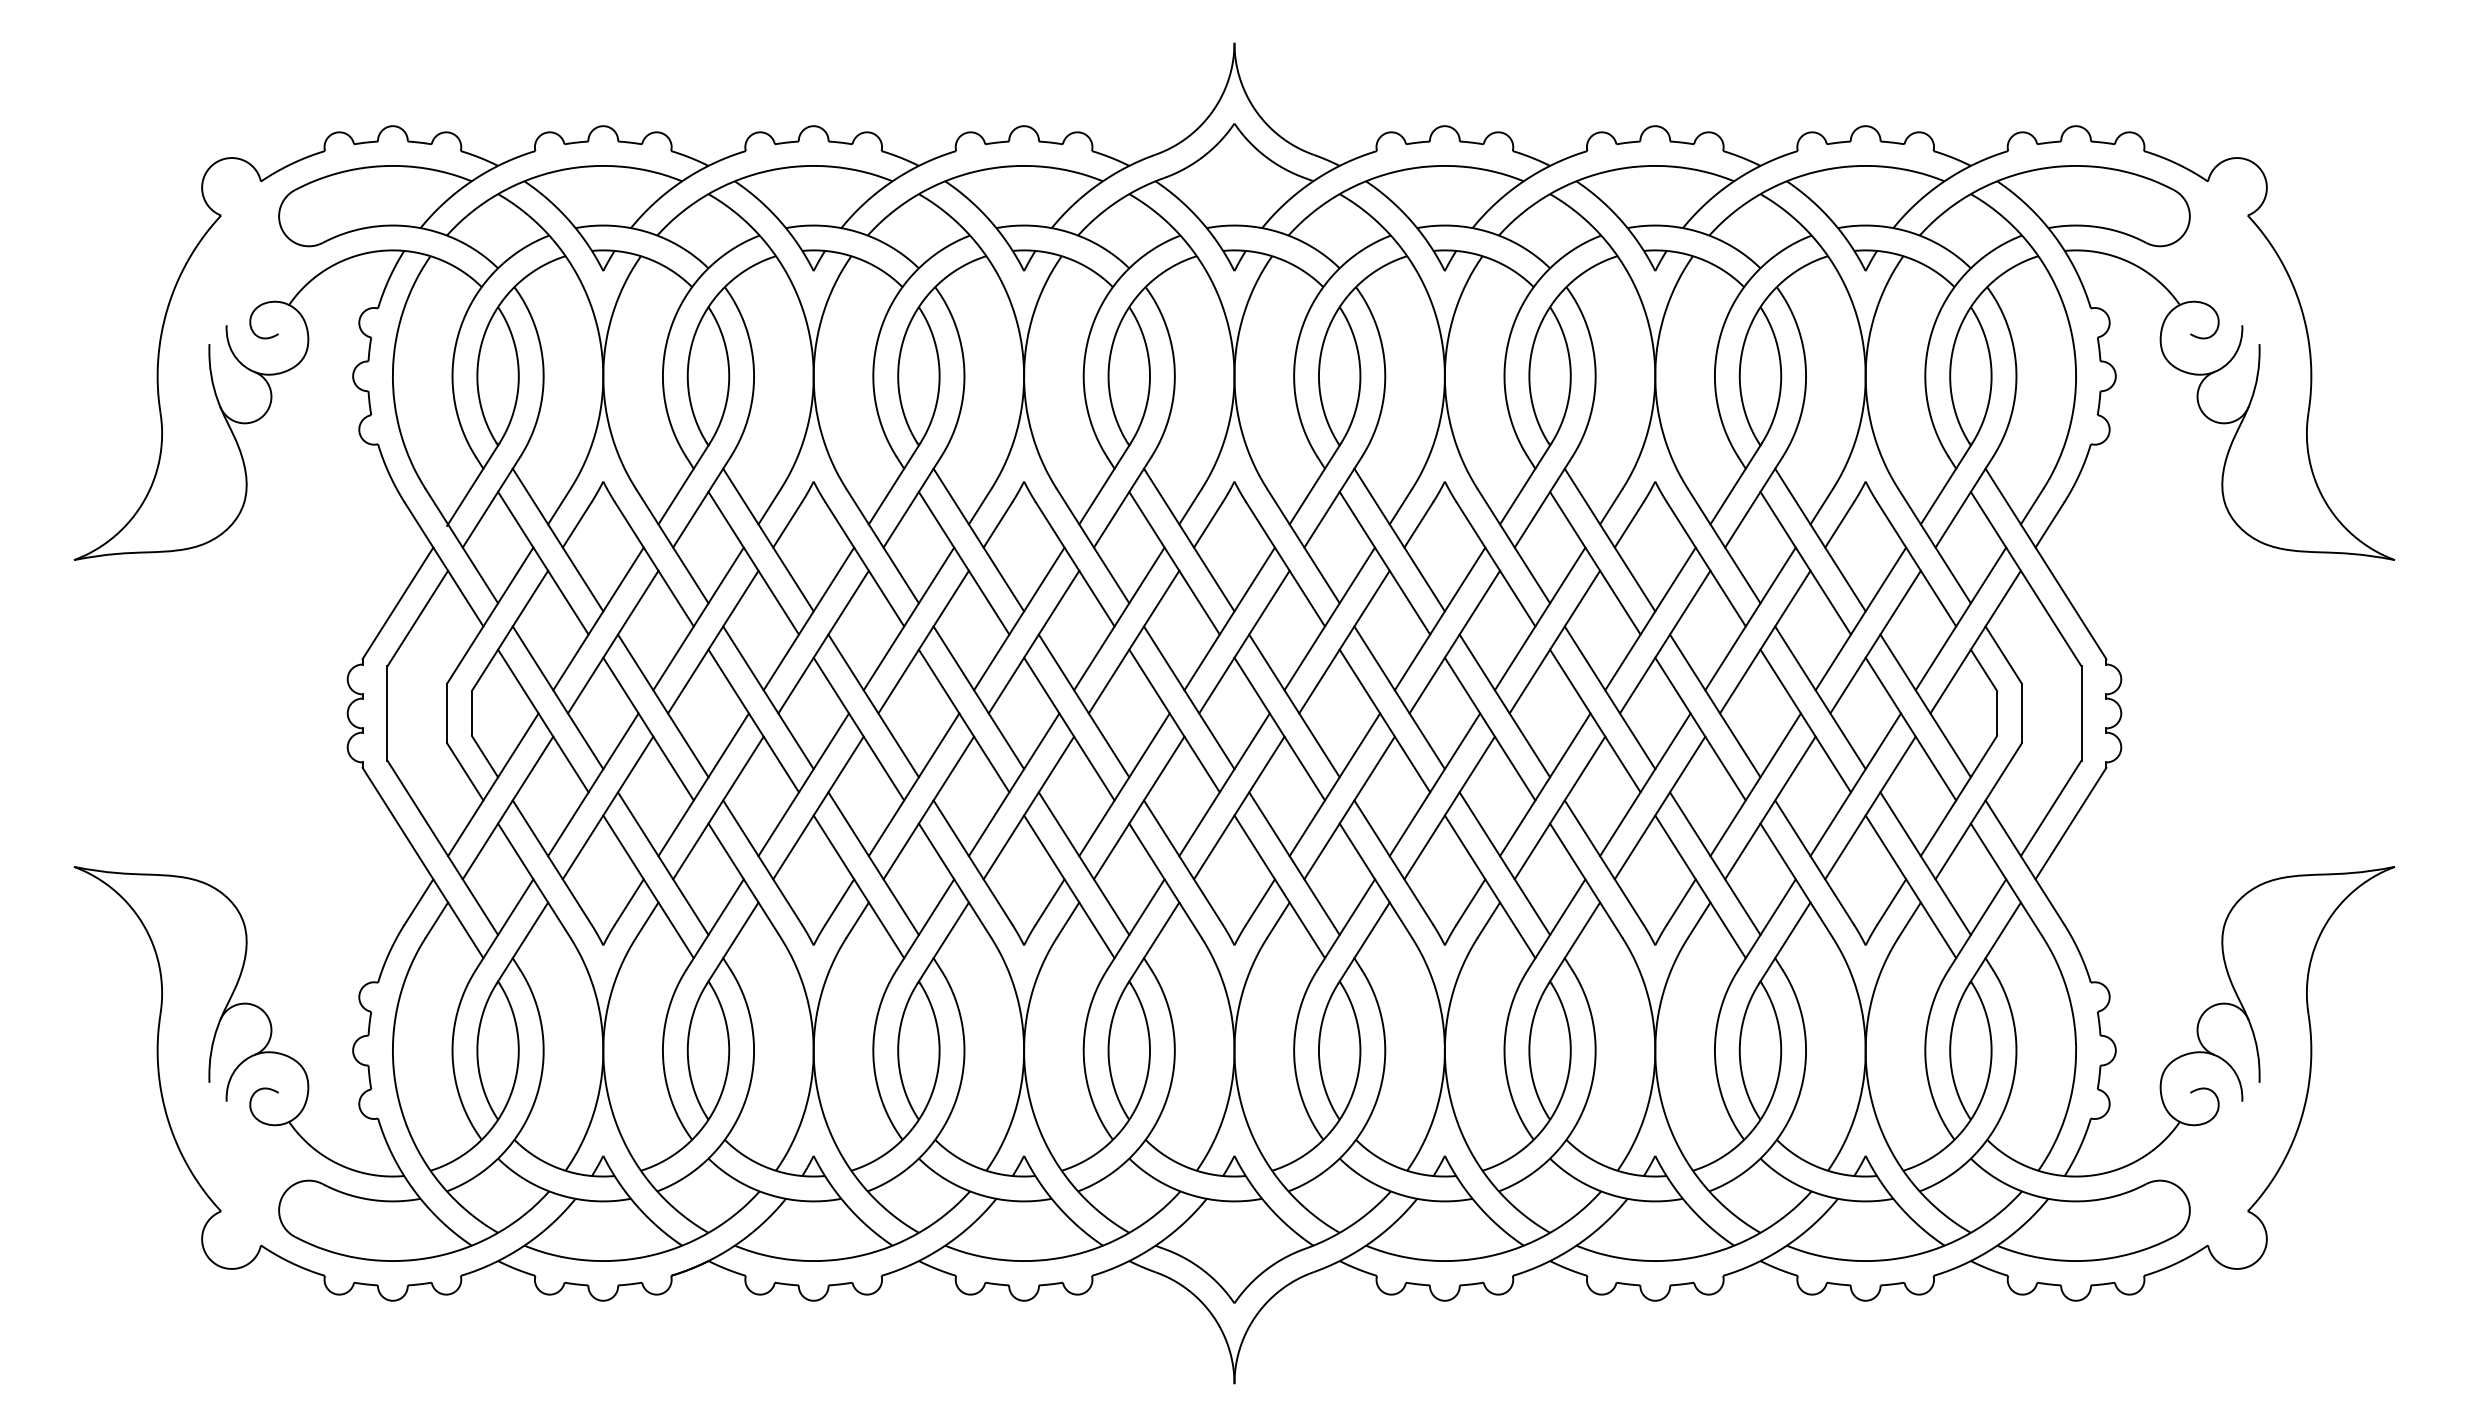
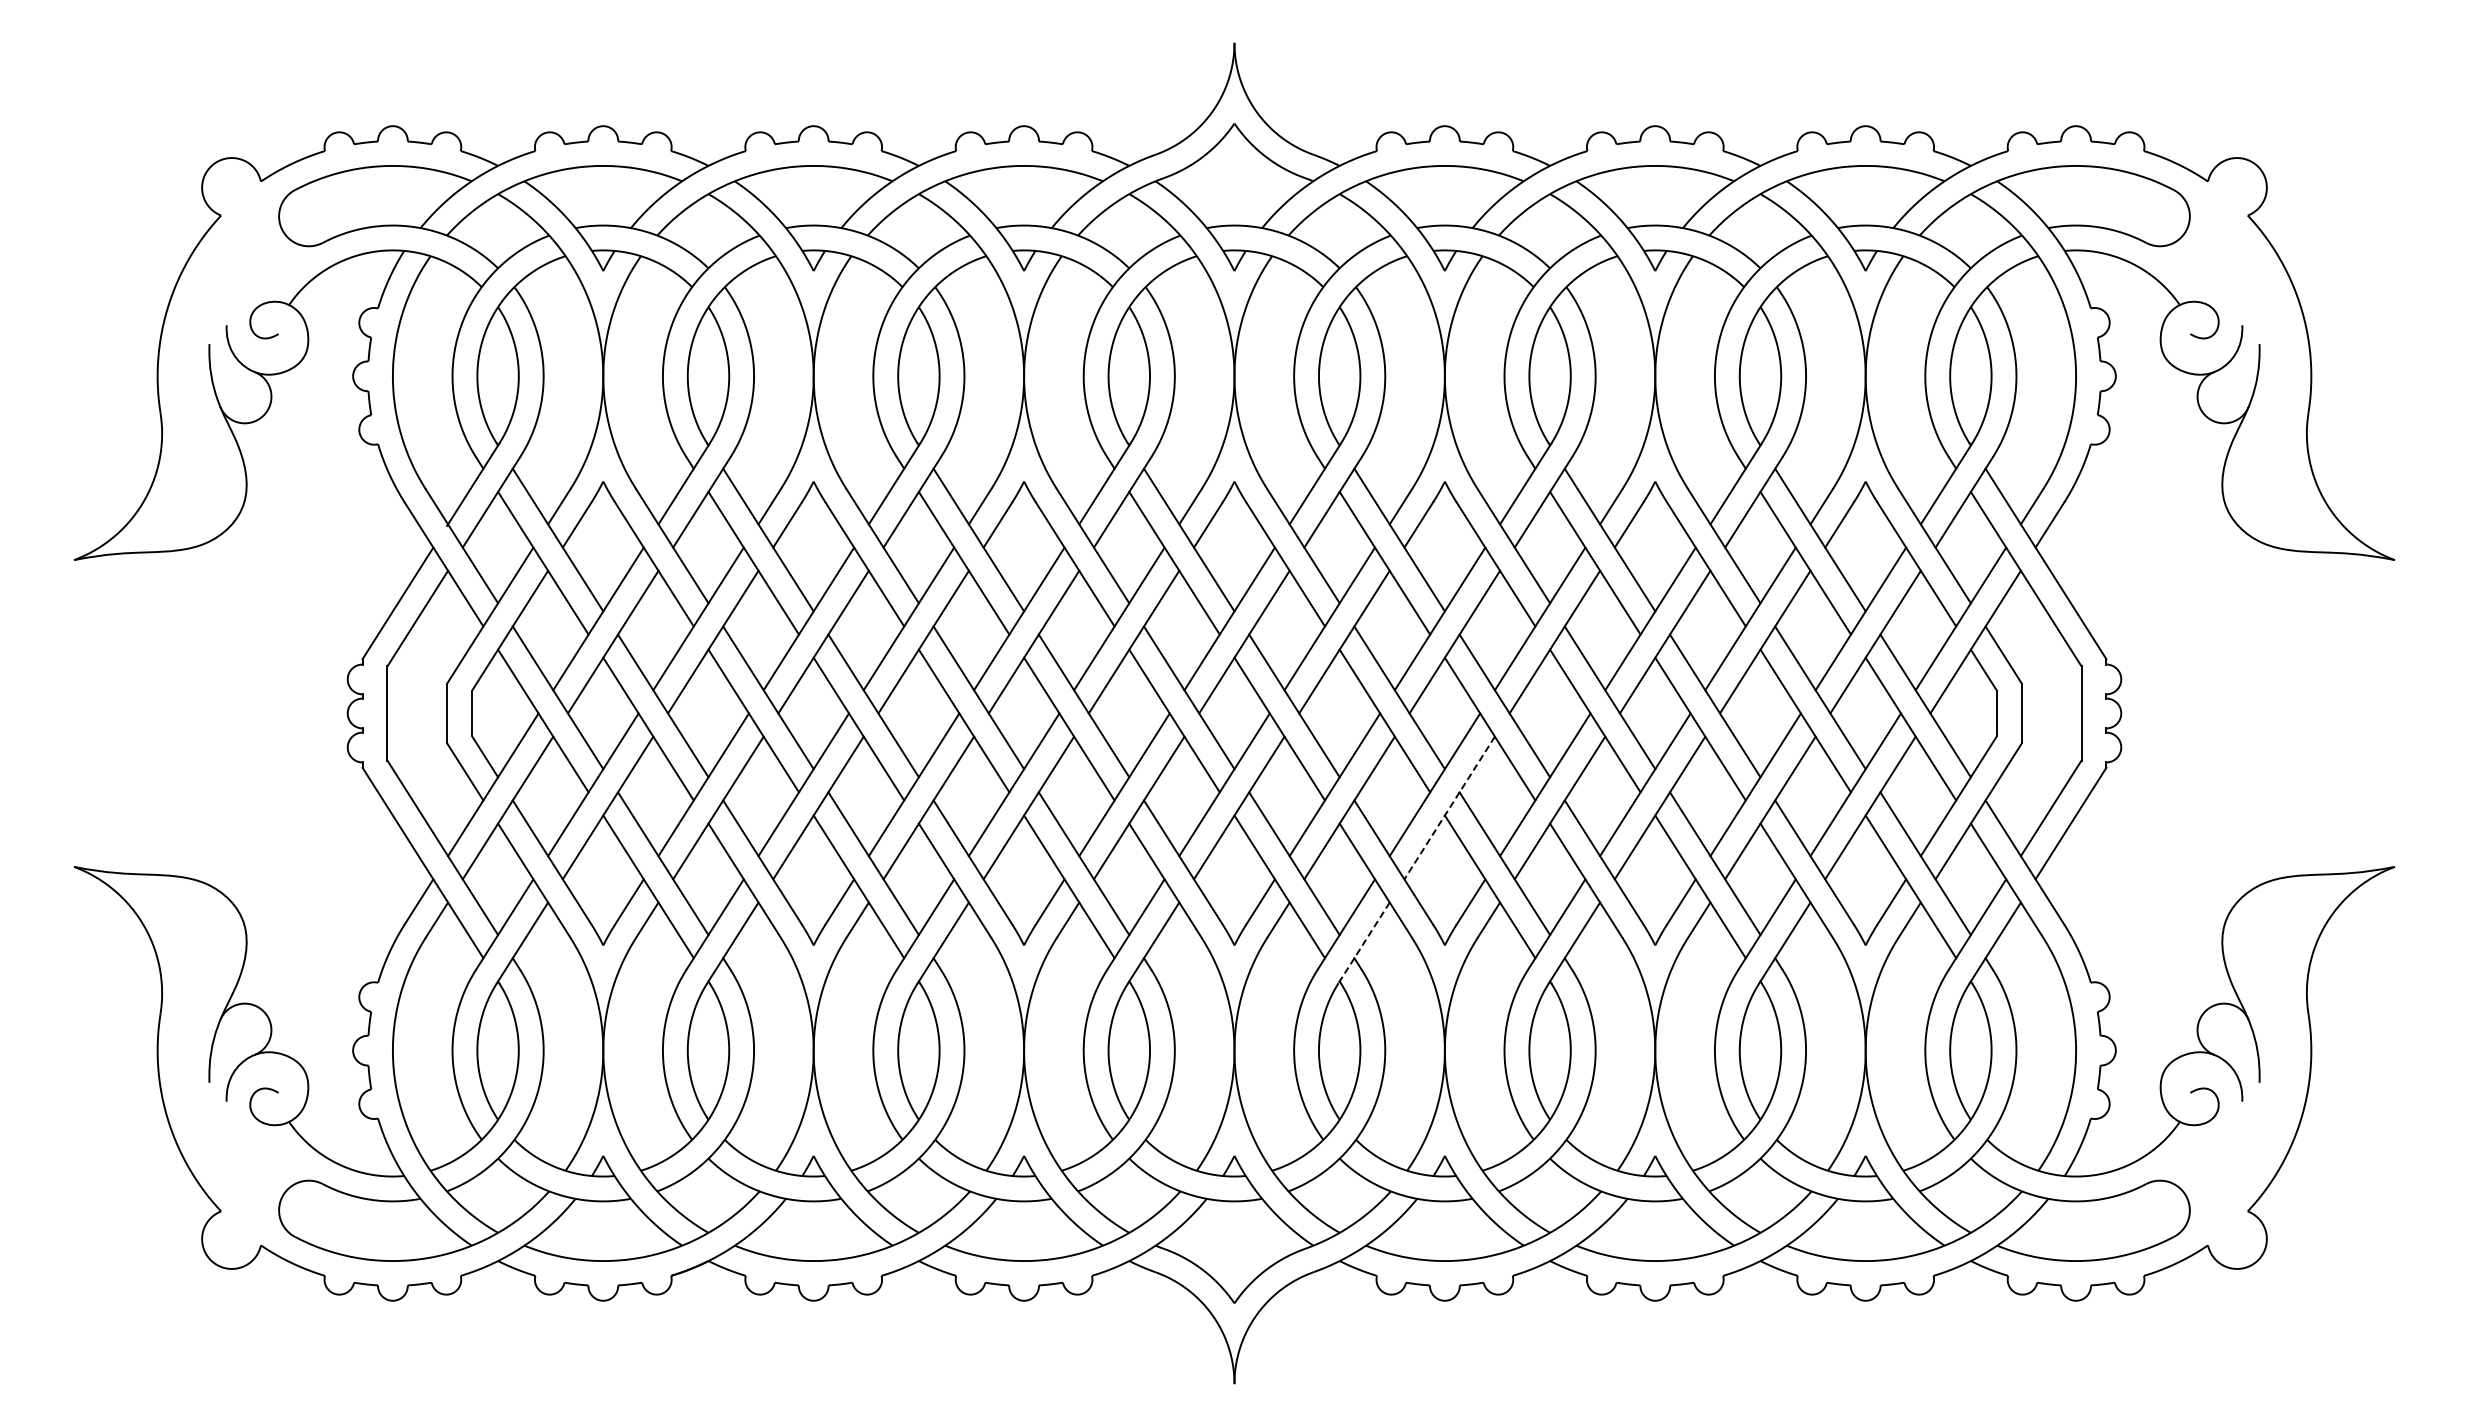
line: solid -> dashed (1449, 808)
line: solid -> dashed (1364, 942)
